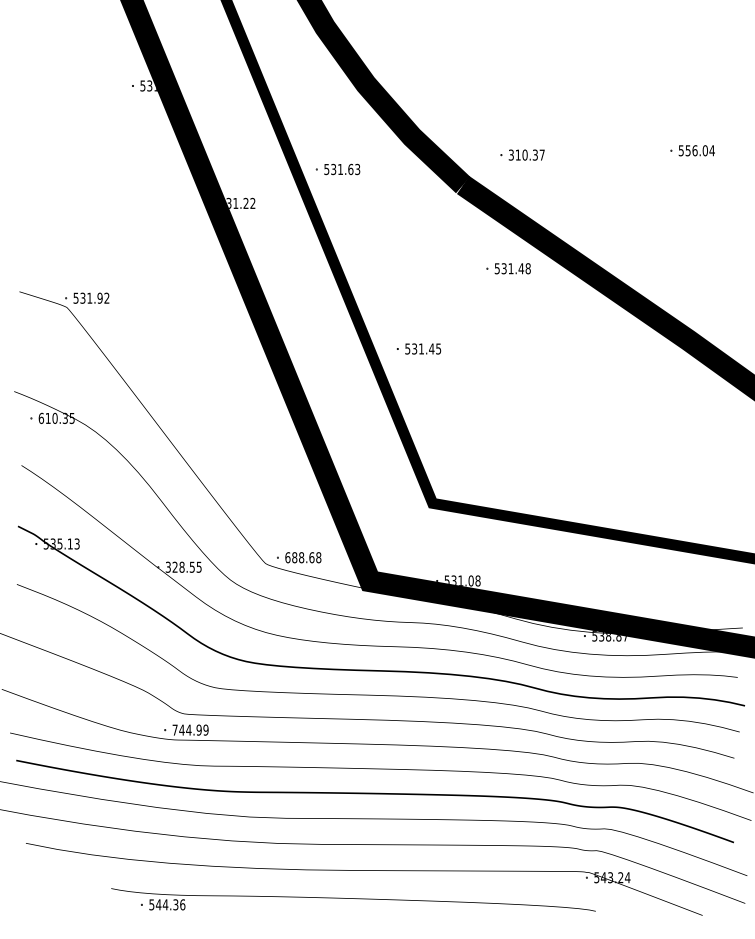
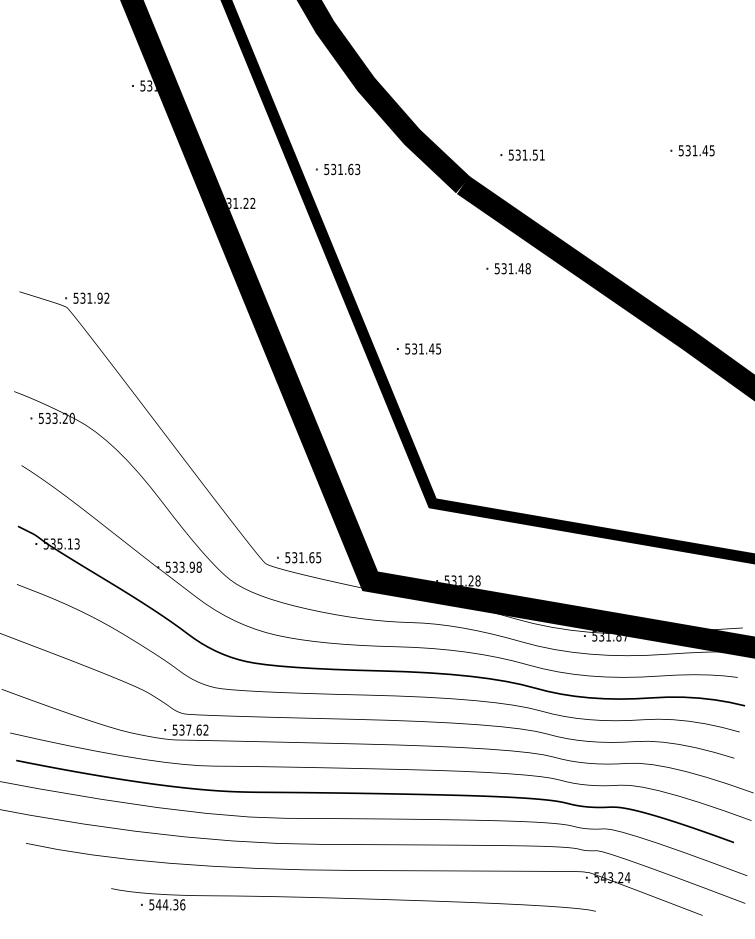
text: 556.04 -> 531.45 (700, 150)
text: 310.37 -> 531.51 (526, 154)
text: 610.35 -> 533.20 (56, 417)
text: 688.68 -> 531.65 (303, 557)
text: 328.55 -> 533.98 (183, 566)
text: 531.08 -> 531.28 (470, 580)
text: 538.87 -> 531.87 (608, 637)
text: 744.99 -> 537.62 (190, 729)
